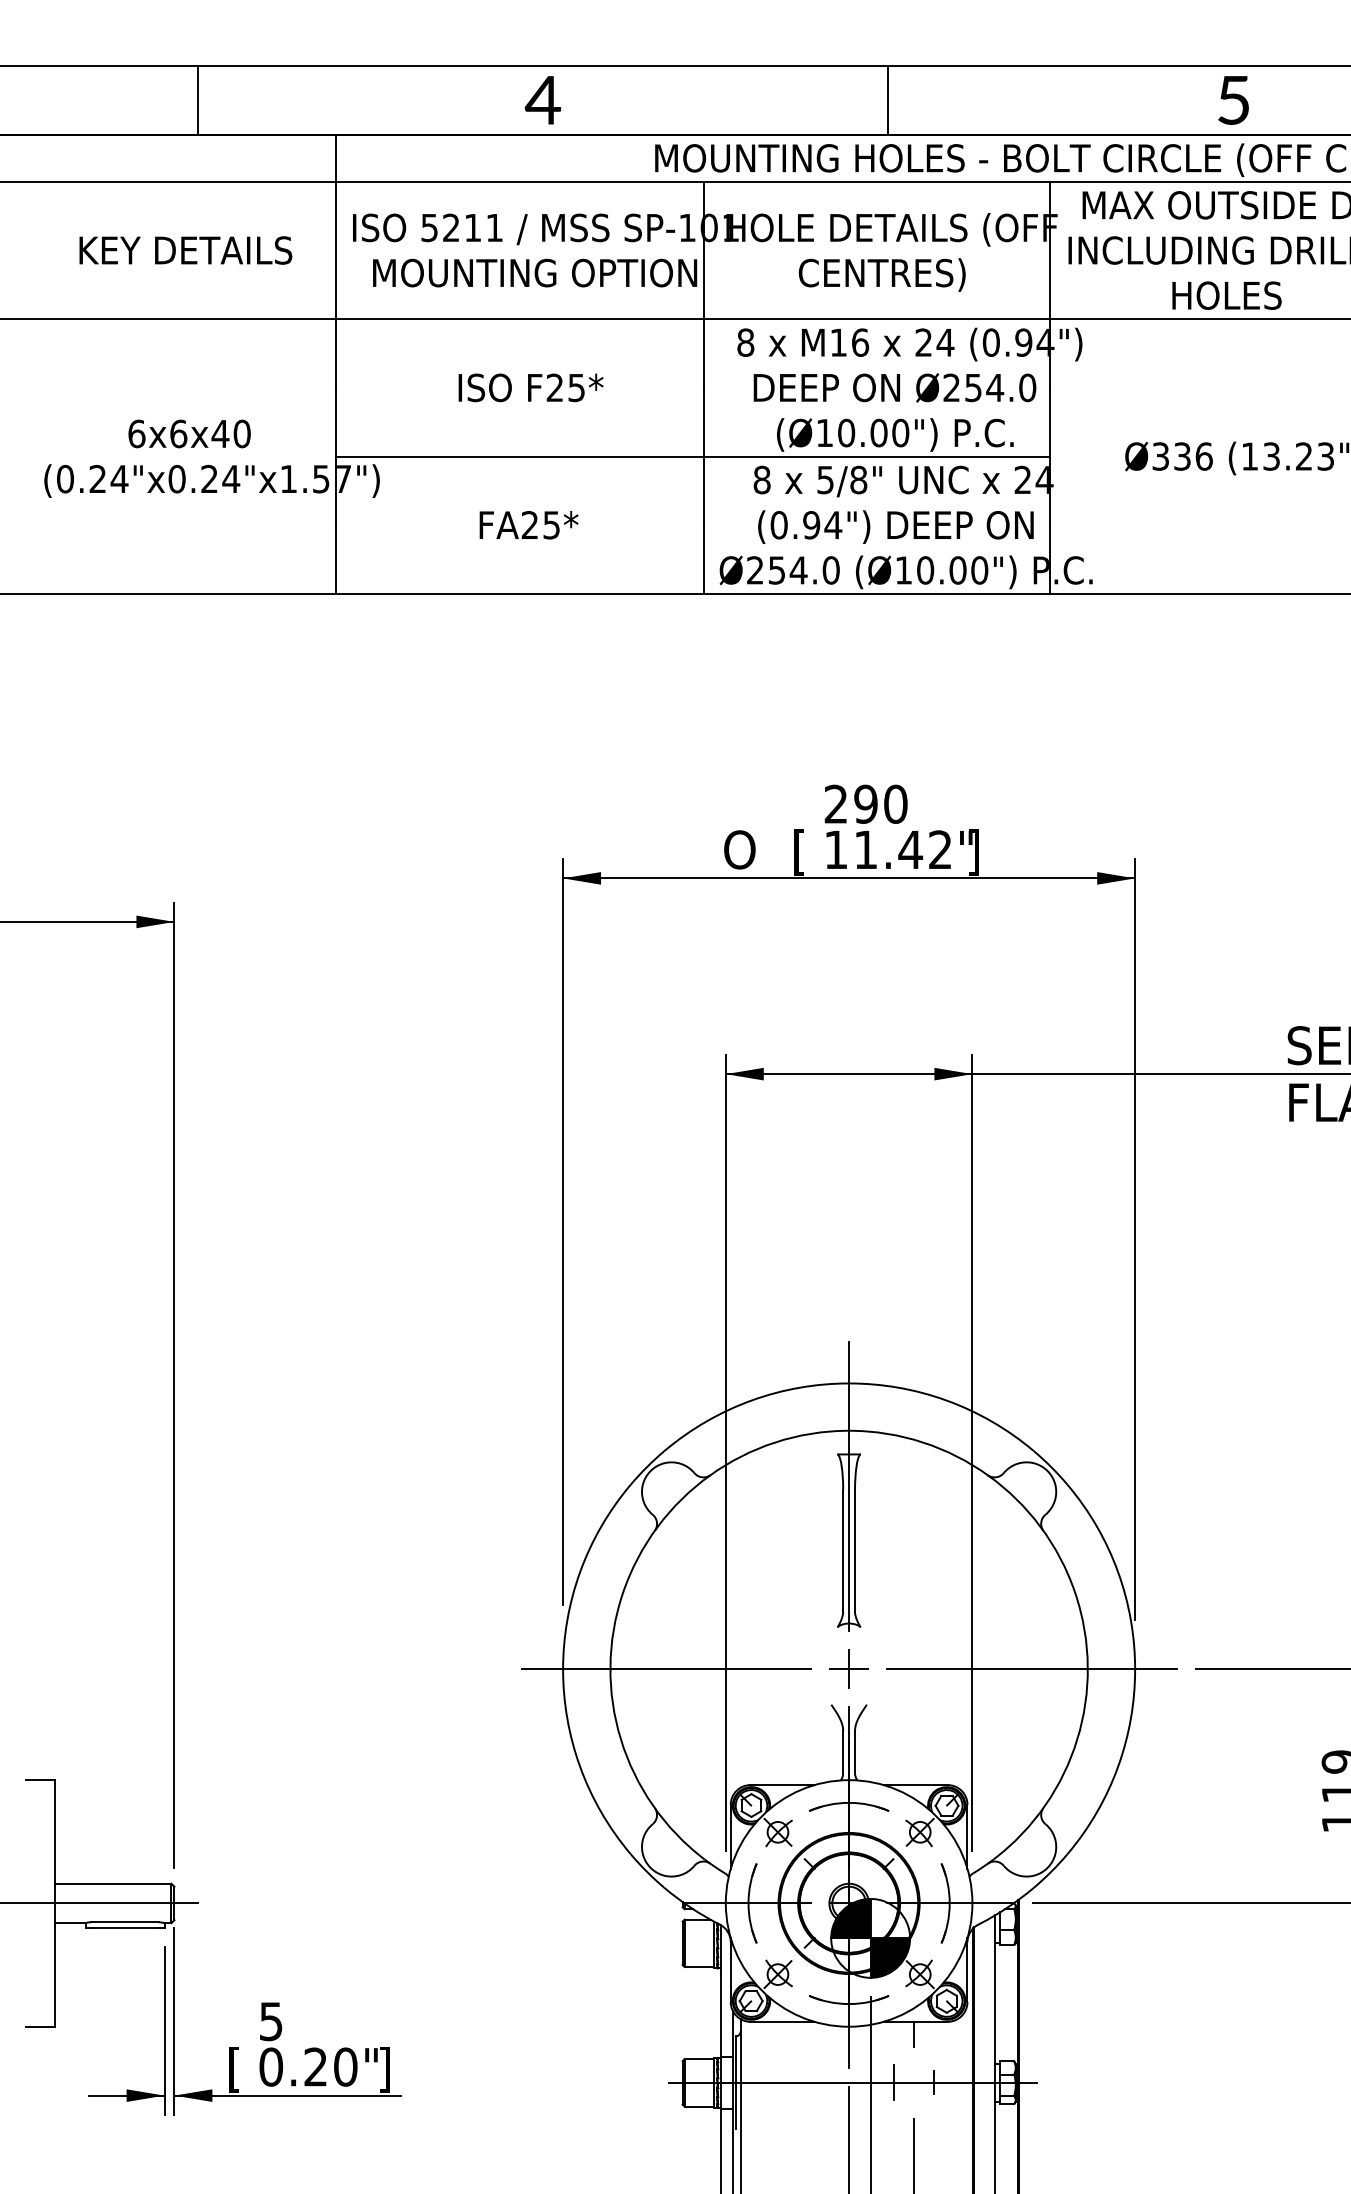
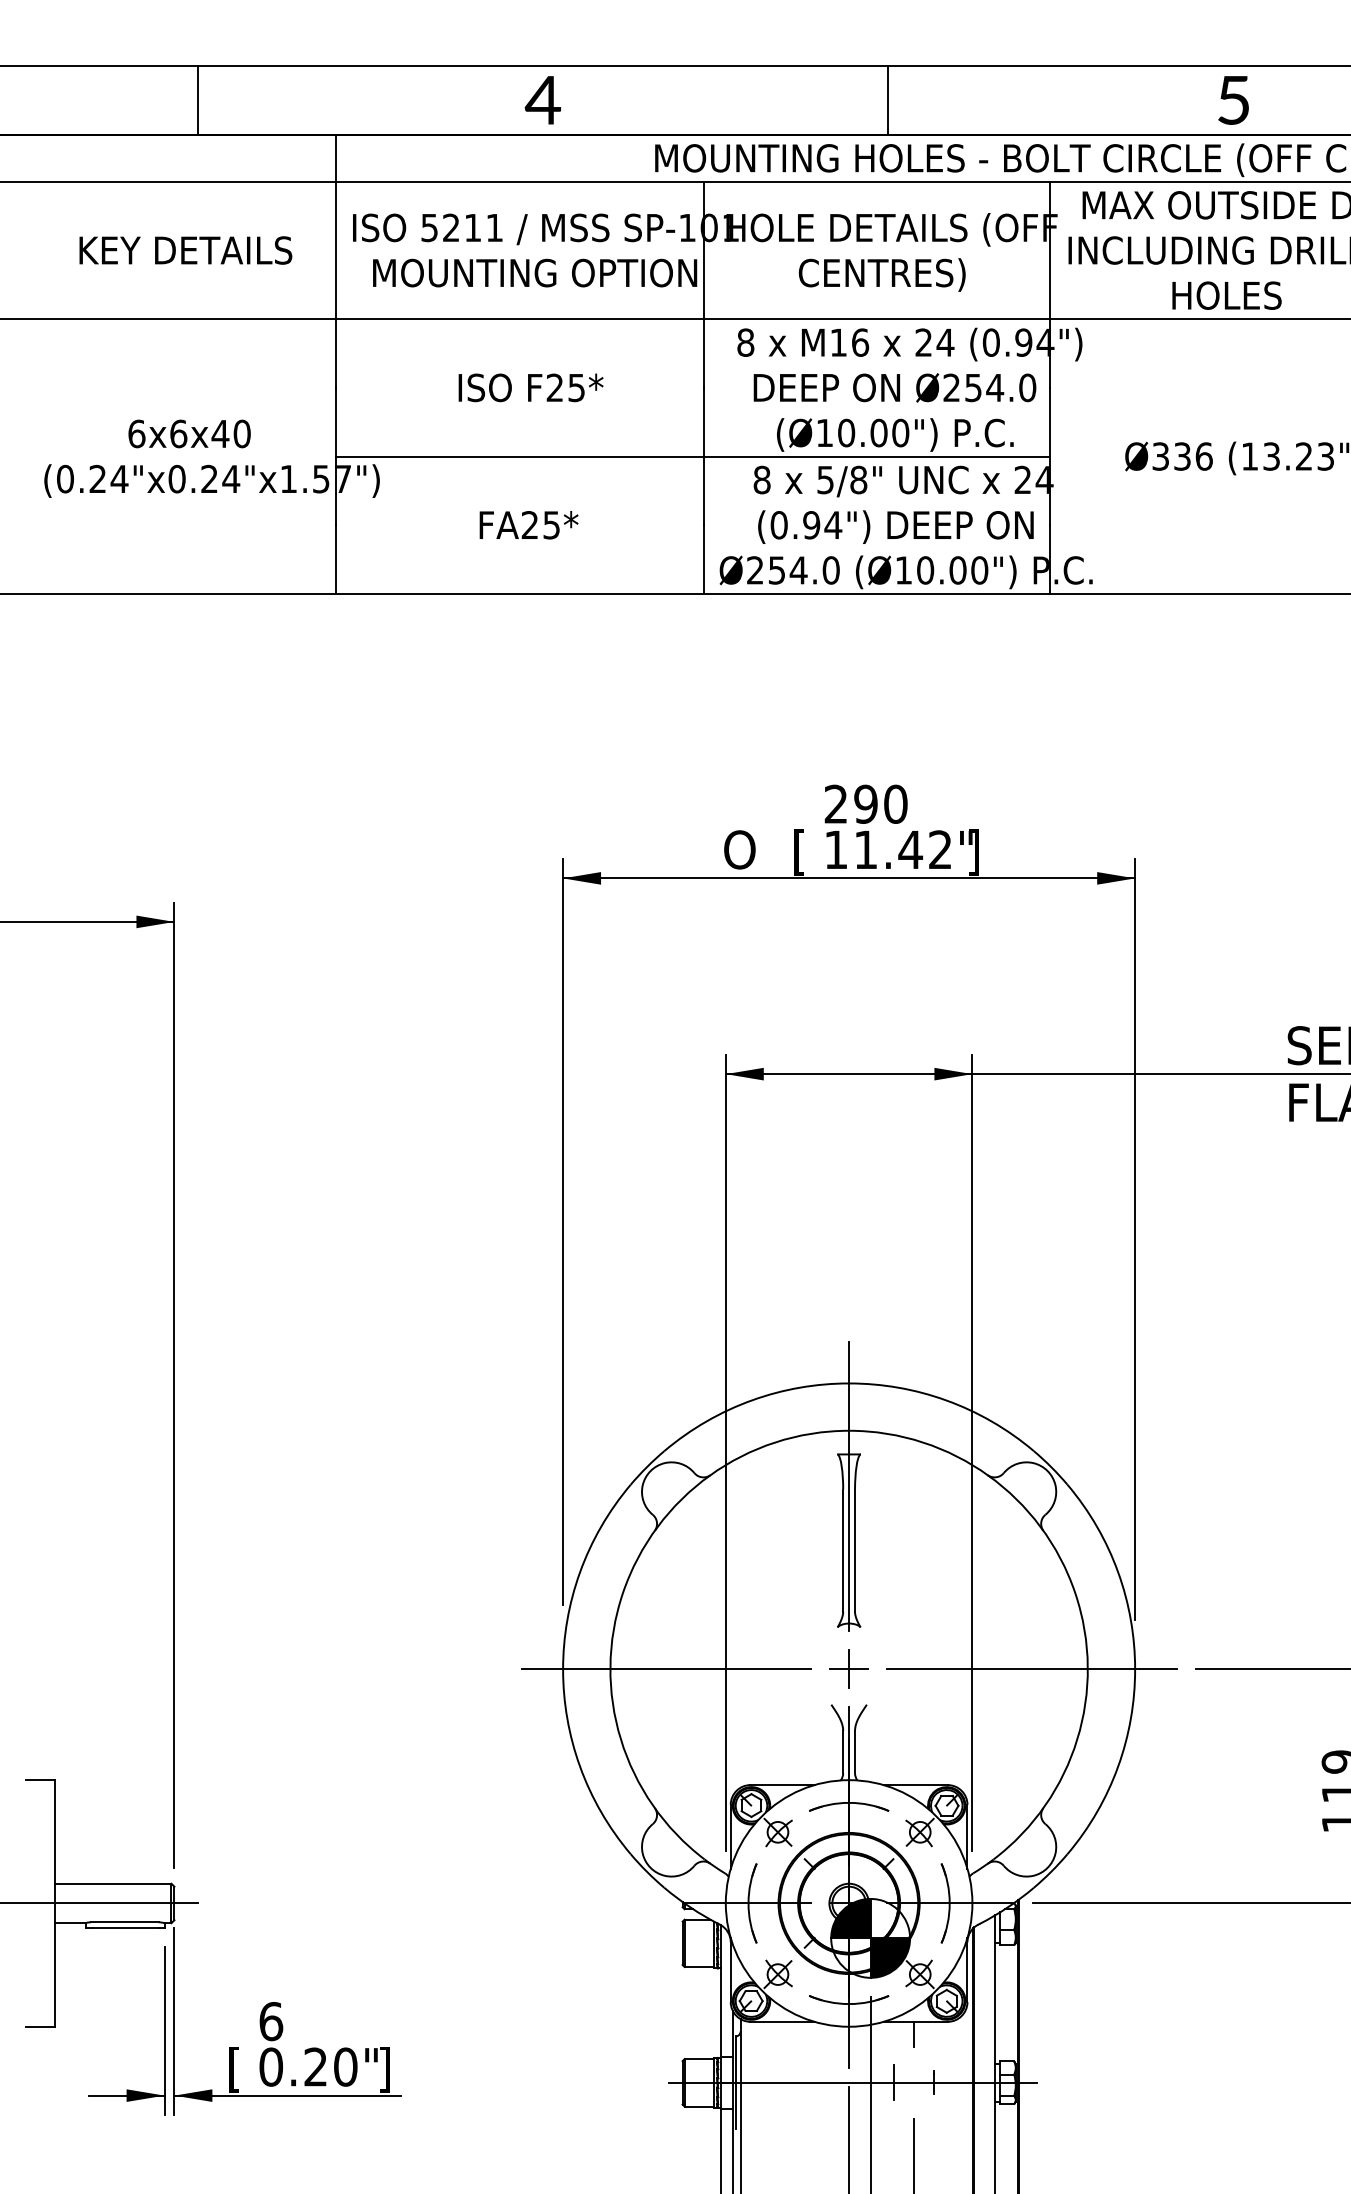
text: 5 -> 6 (271, 2021)
